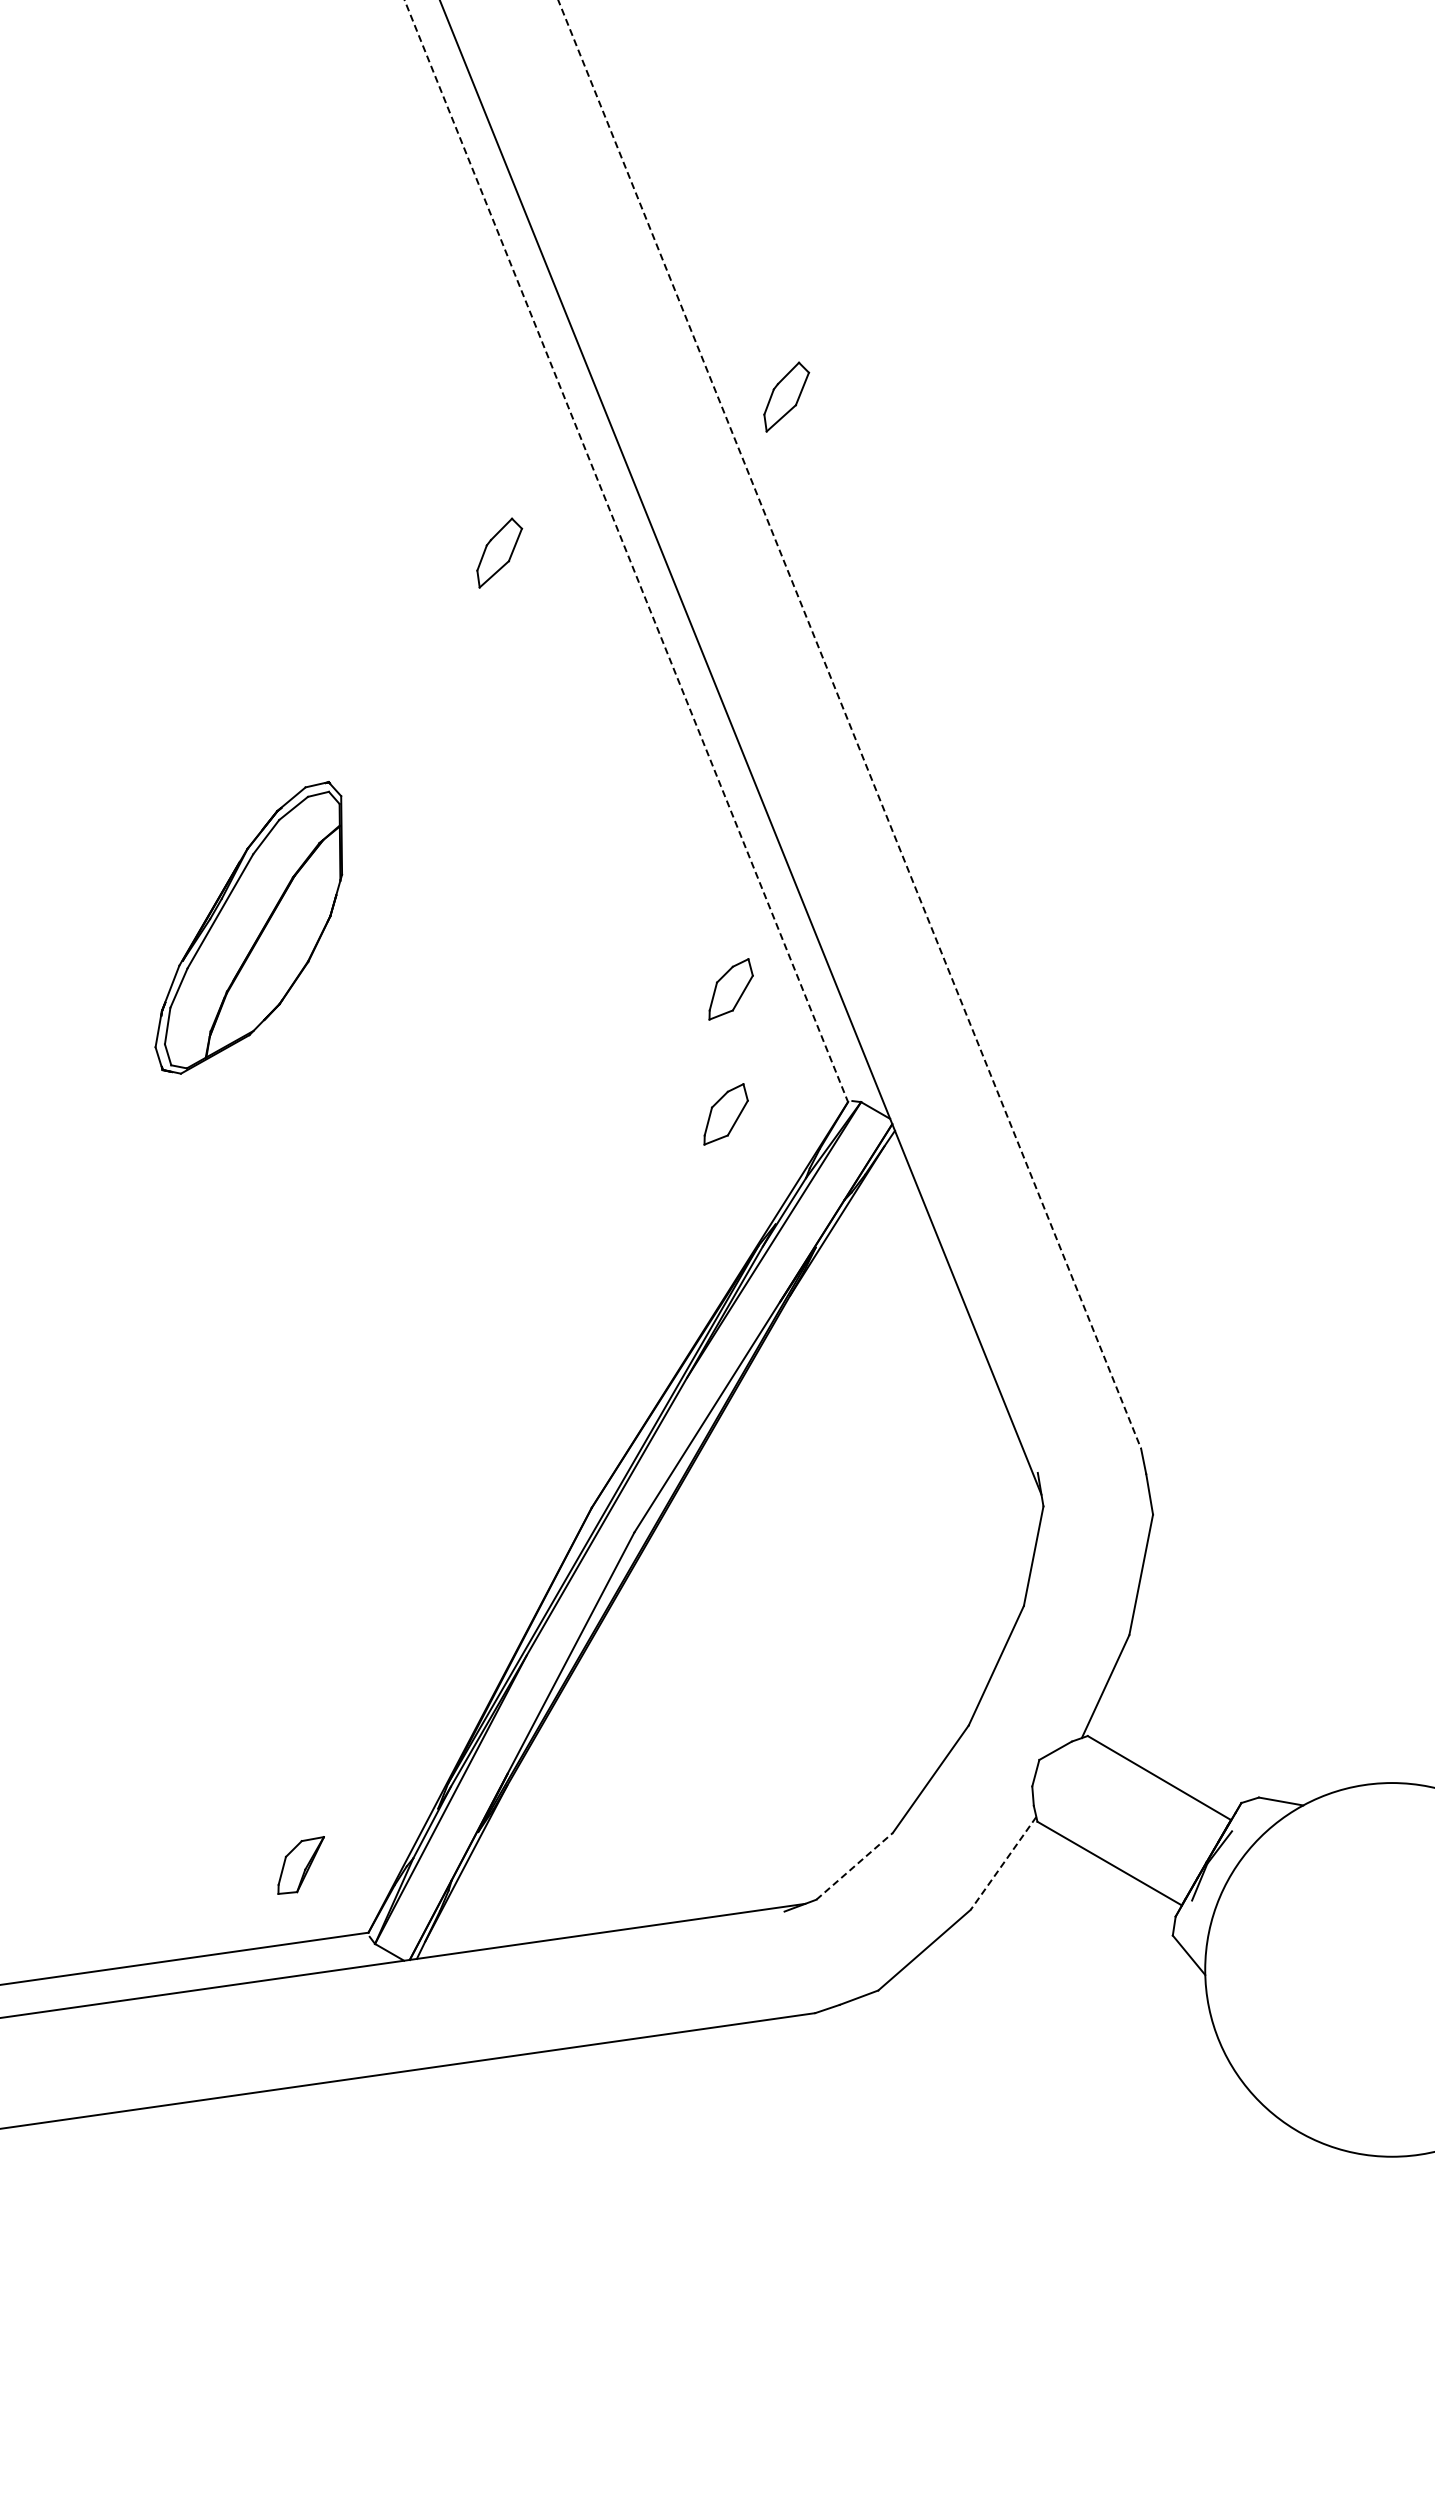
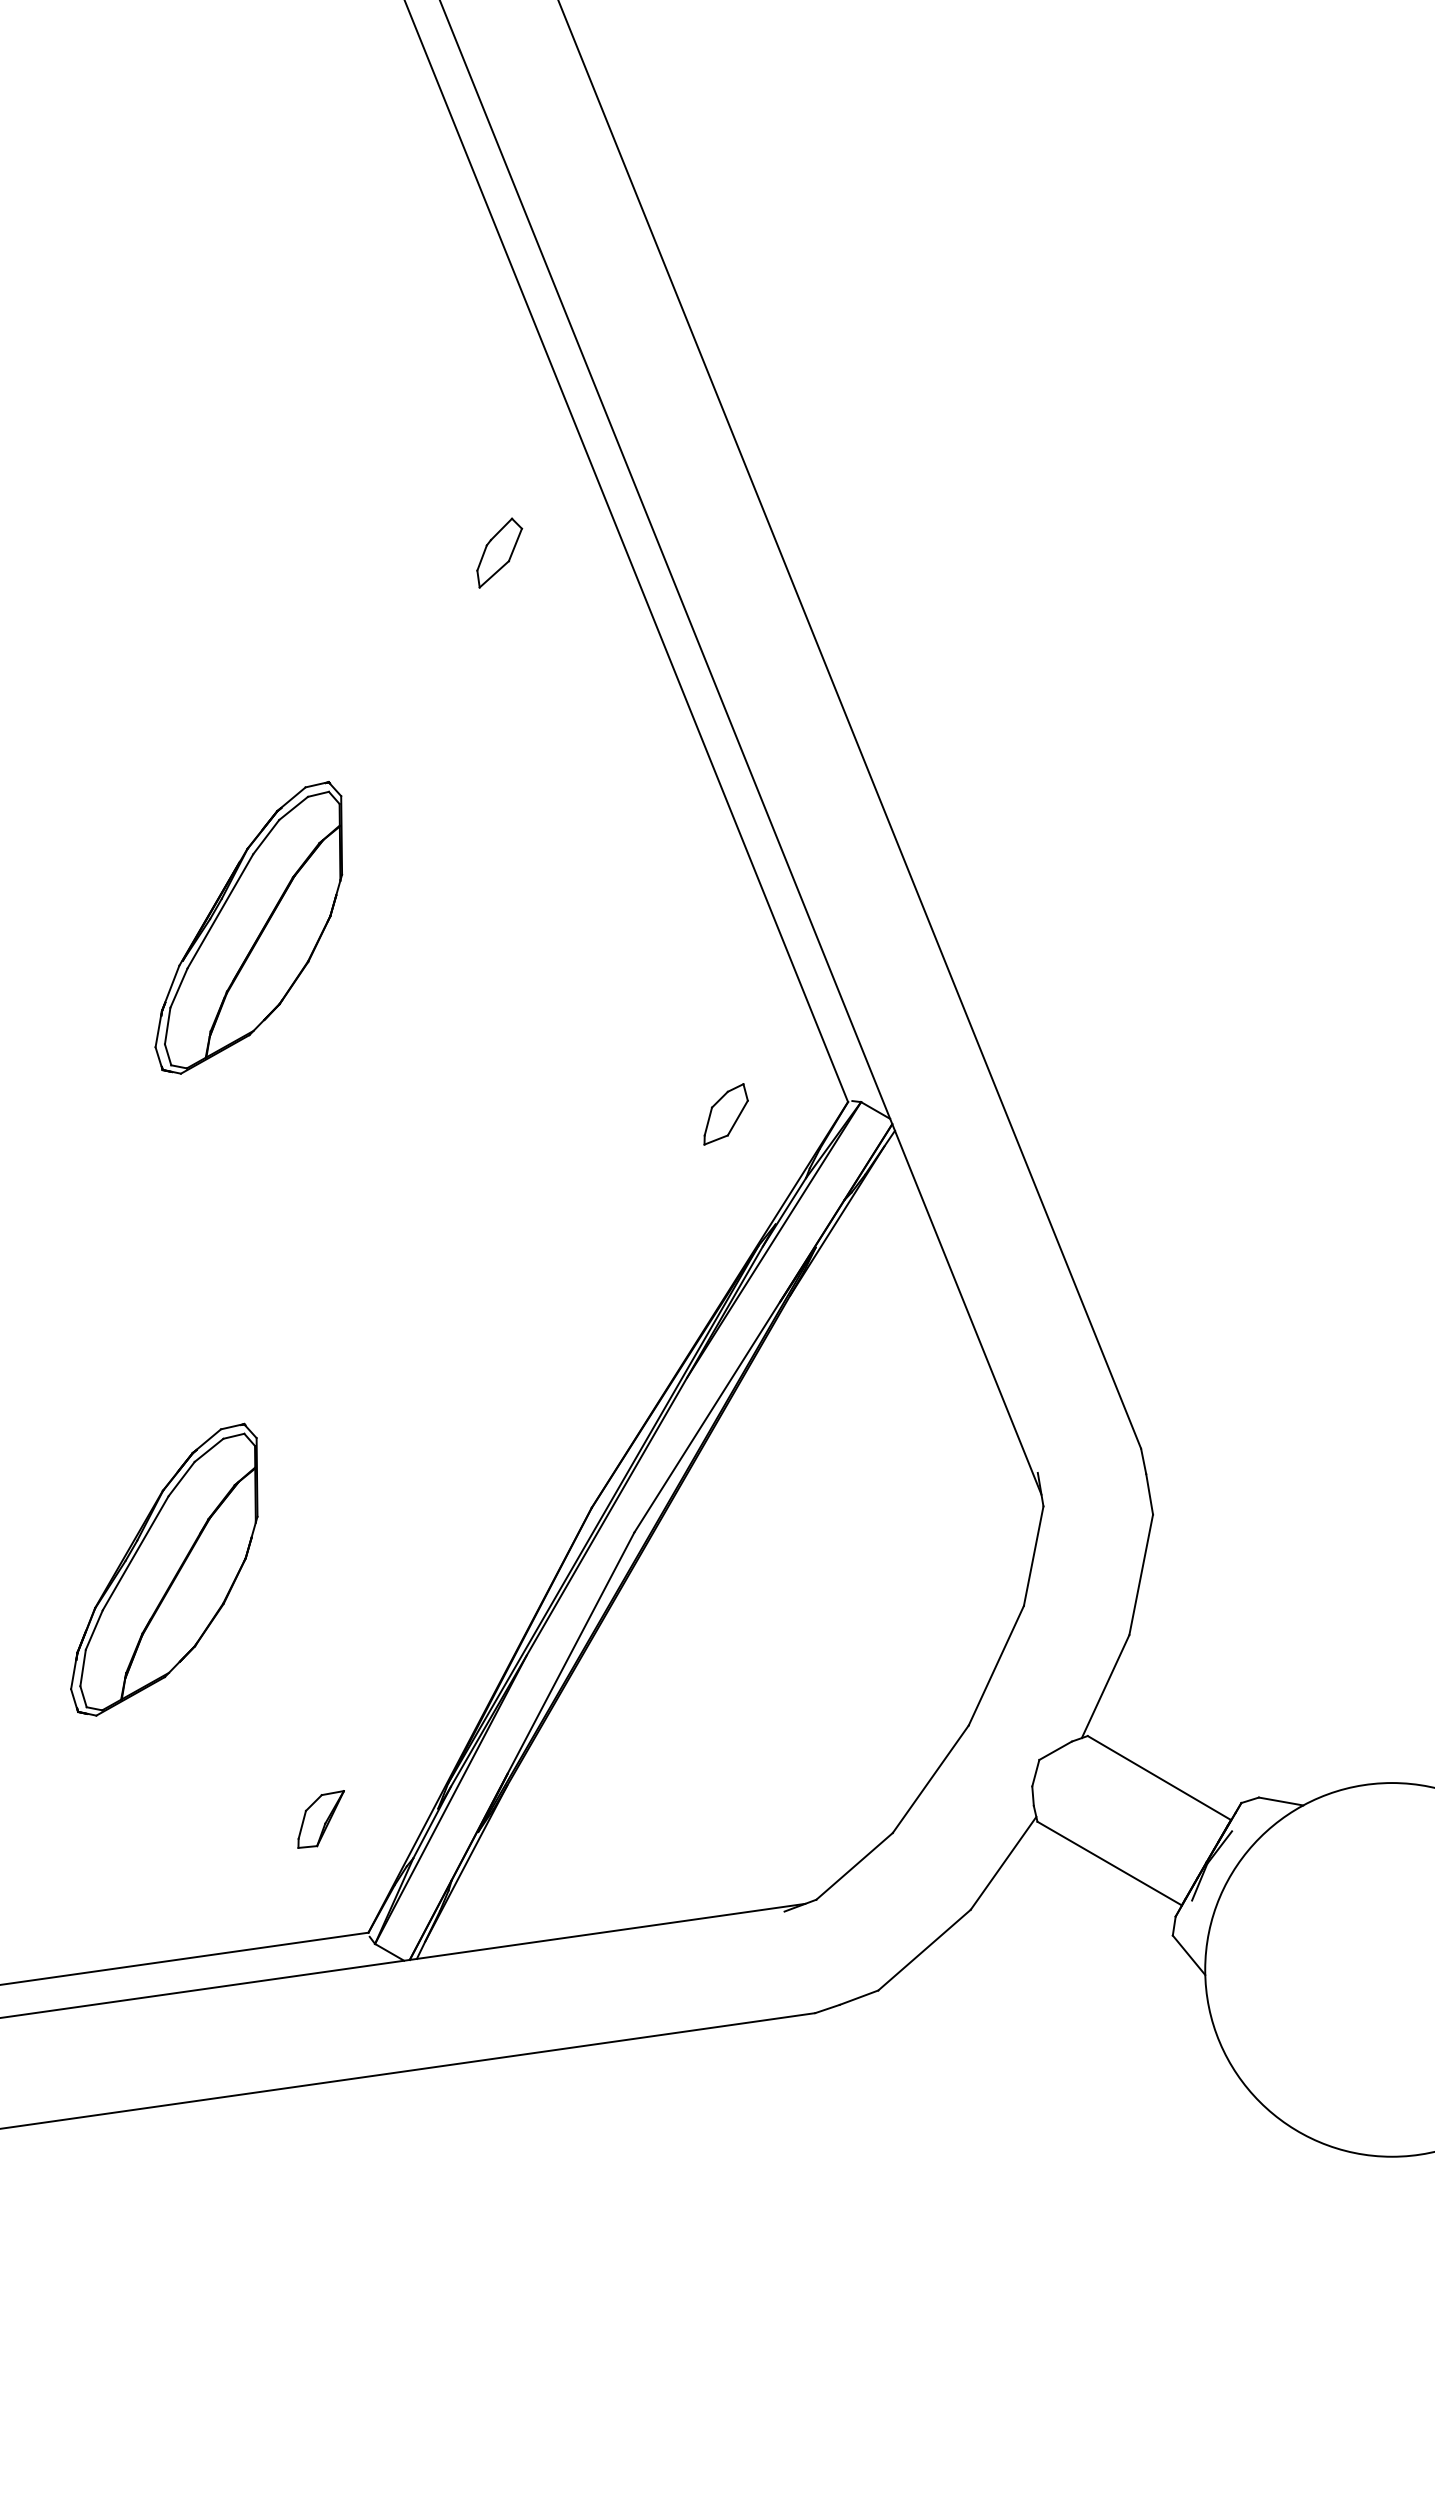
part: present -> none (786, 396)
line: dashed -> solid (626, 551)
line: dashed -> solid (849, 725)
part: present -> none (730, 989)
part: none -> present (164, 1569)
line: dashed -> solid (1003, 1863)
part position: (300, 1865) -> (320, 1819) (320, 1819)
line: dashed -> solid (854, 1866)
